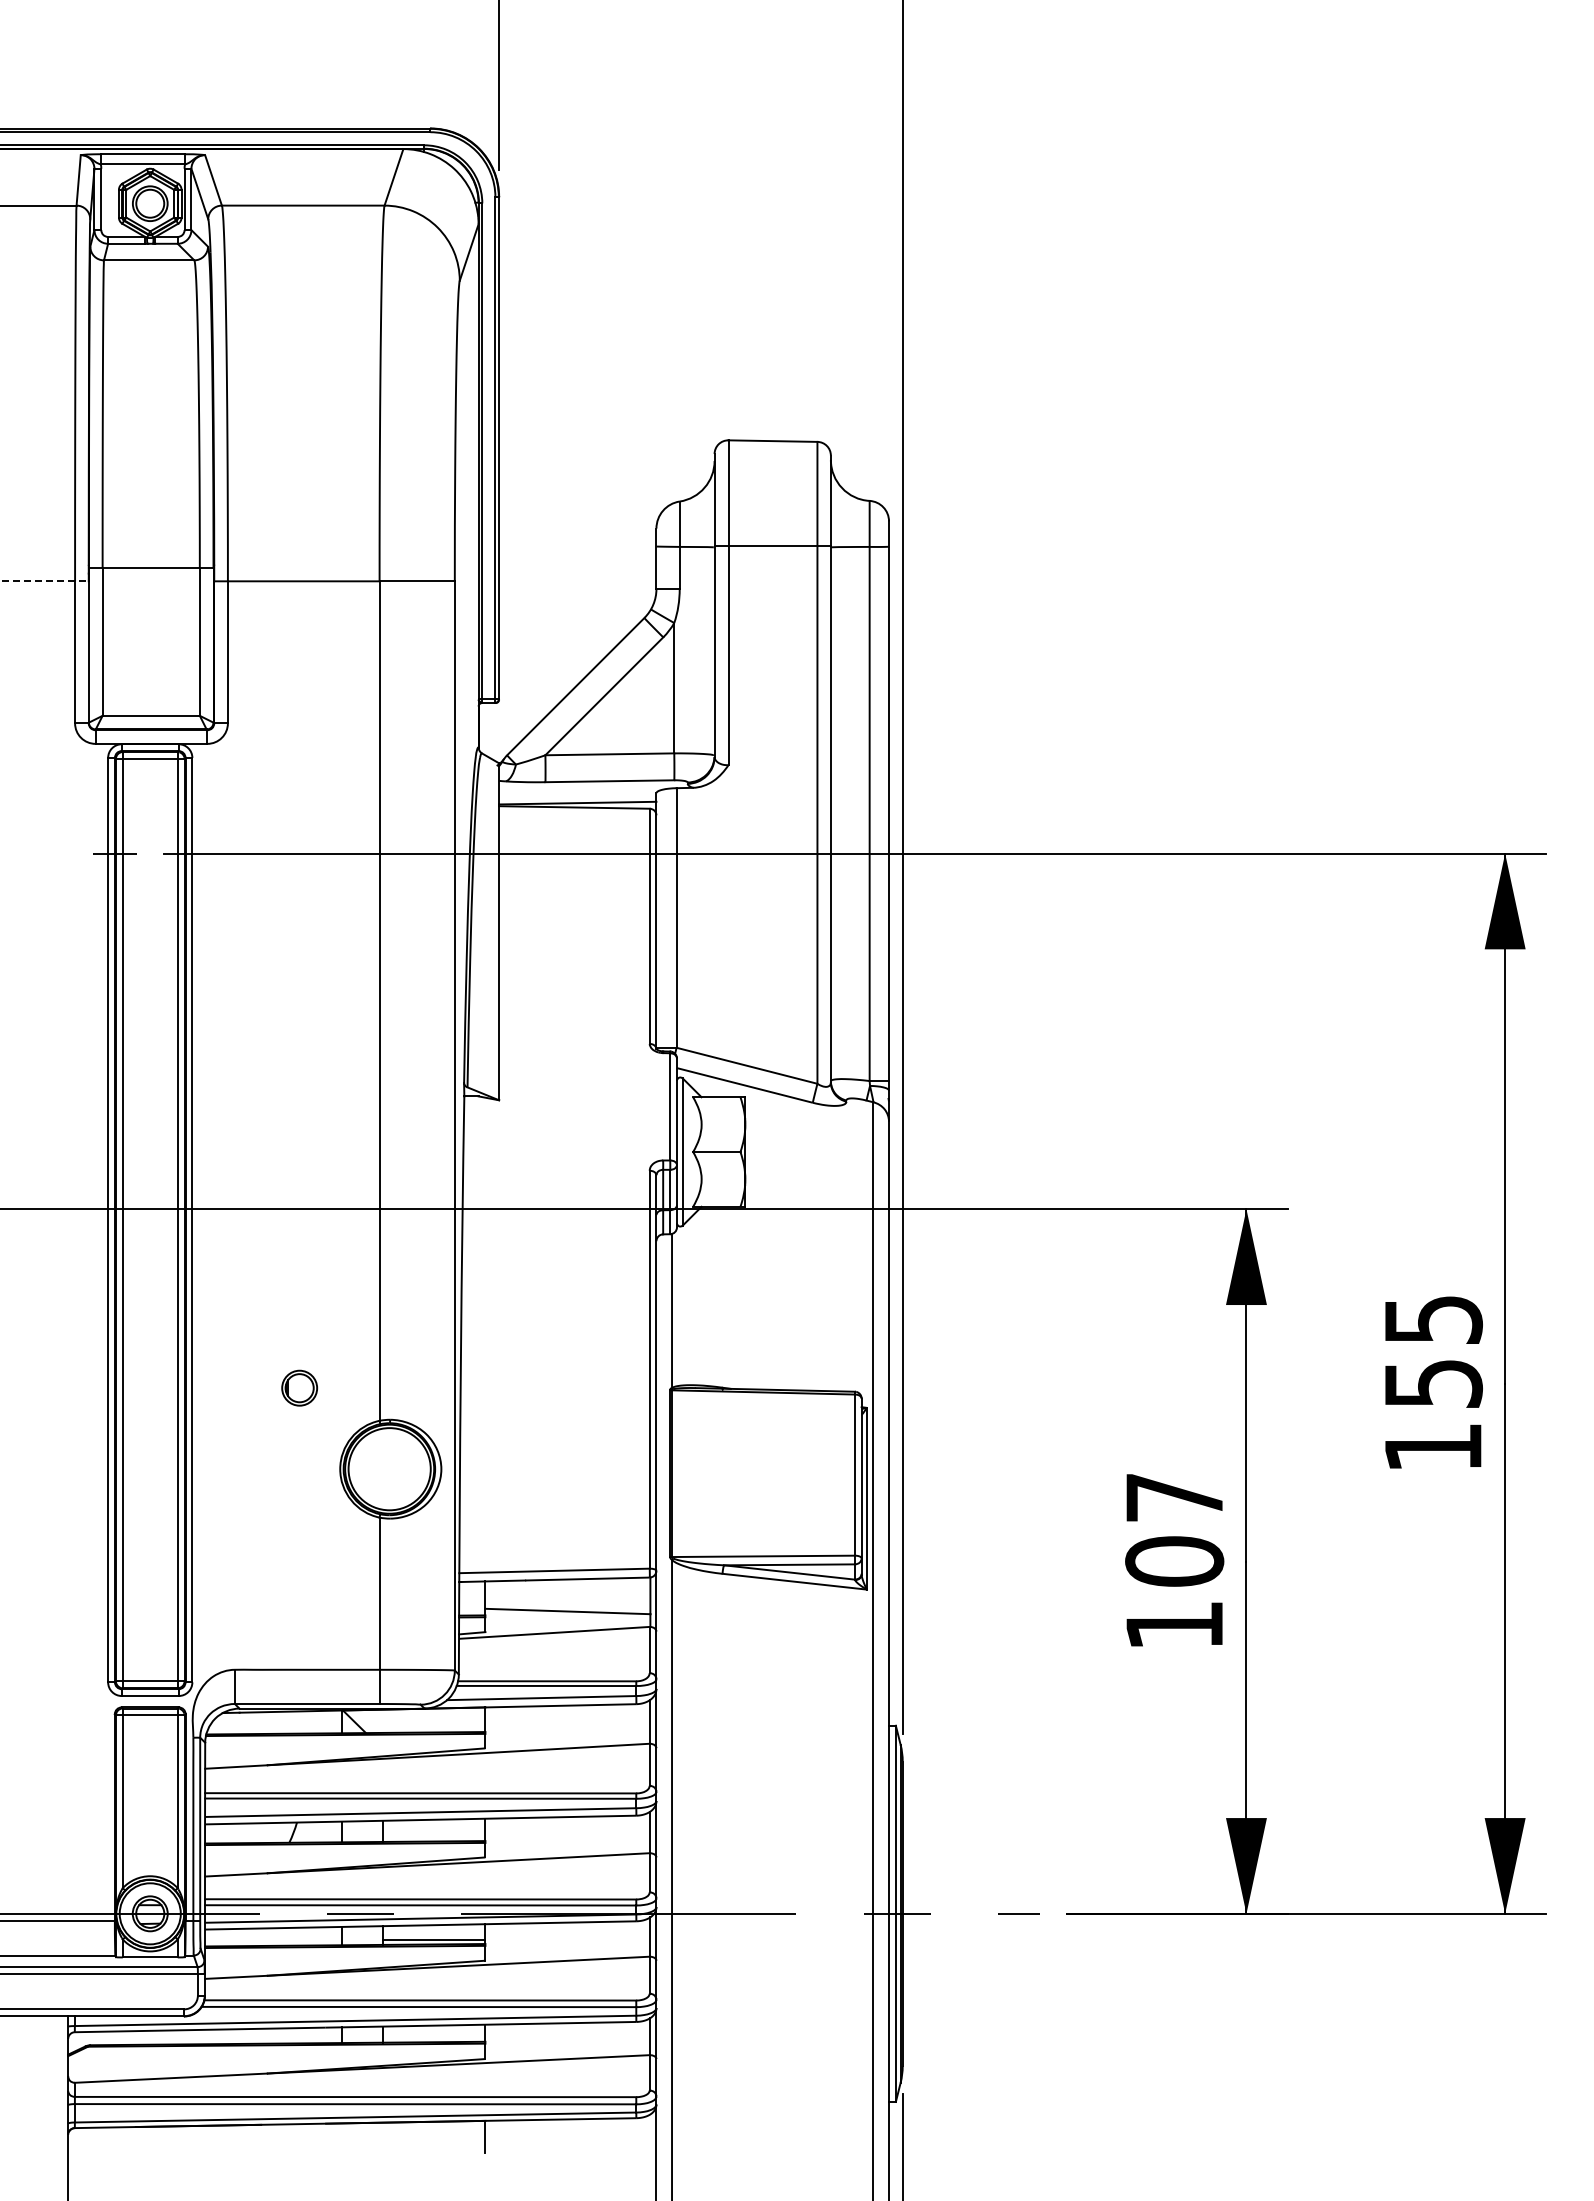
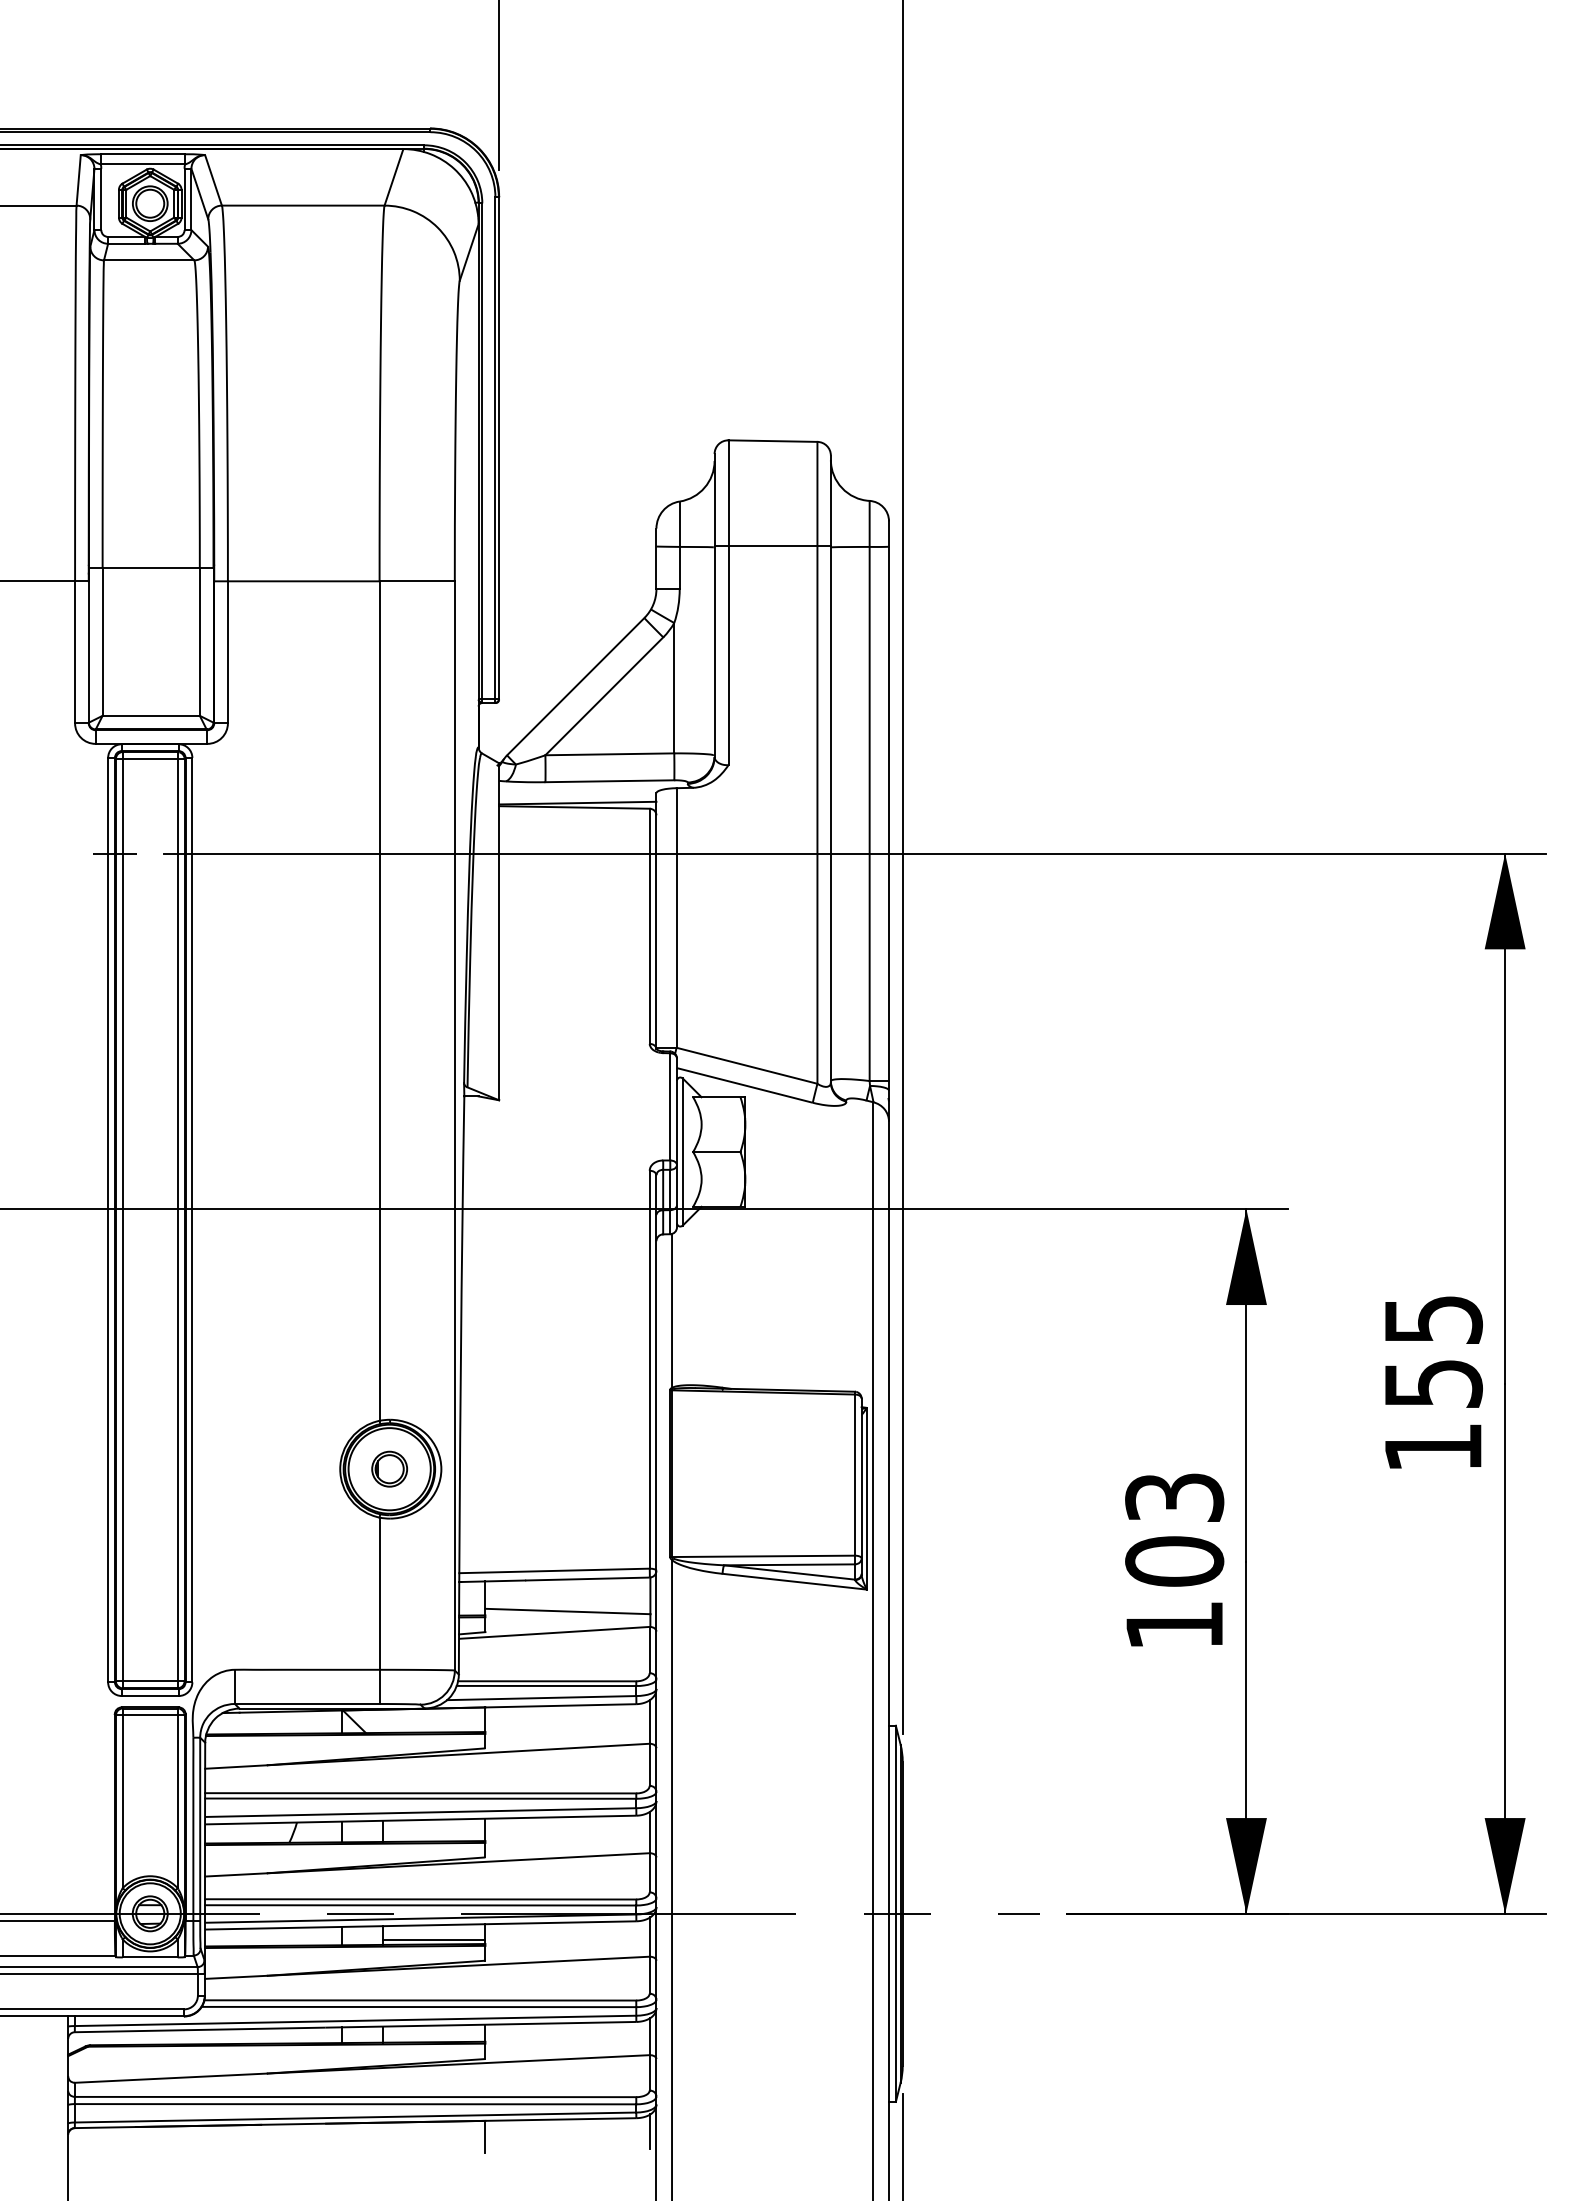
line: dashed -> solid (44, 581)
part position: (299, 1387) -> (389, 1468) (389, 1468)
text: 107 -> 103 (1174, 1497)
line: none -> present (650, 2131)
